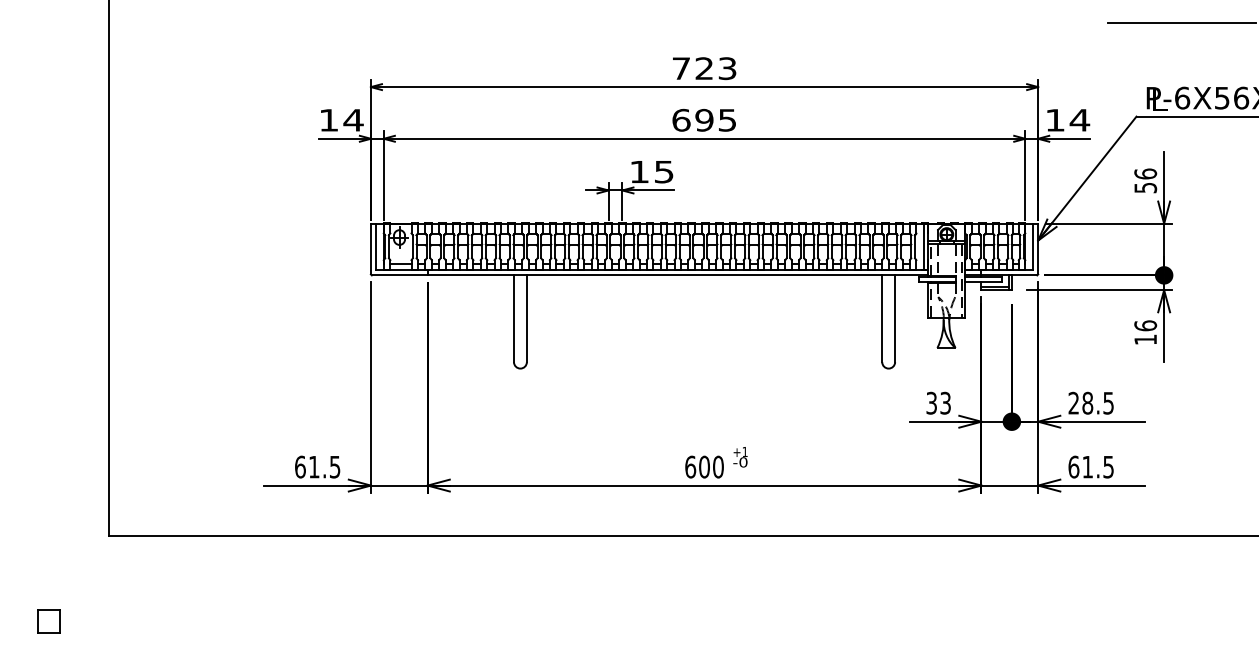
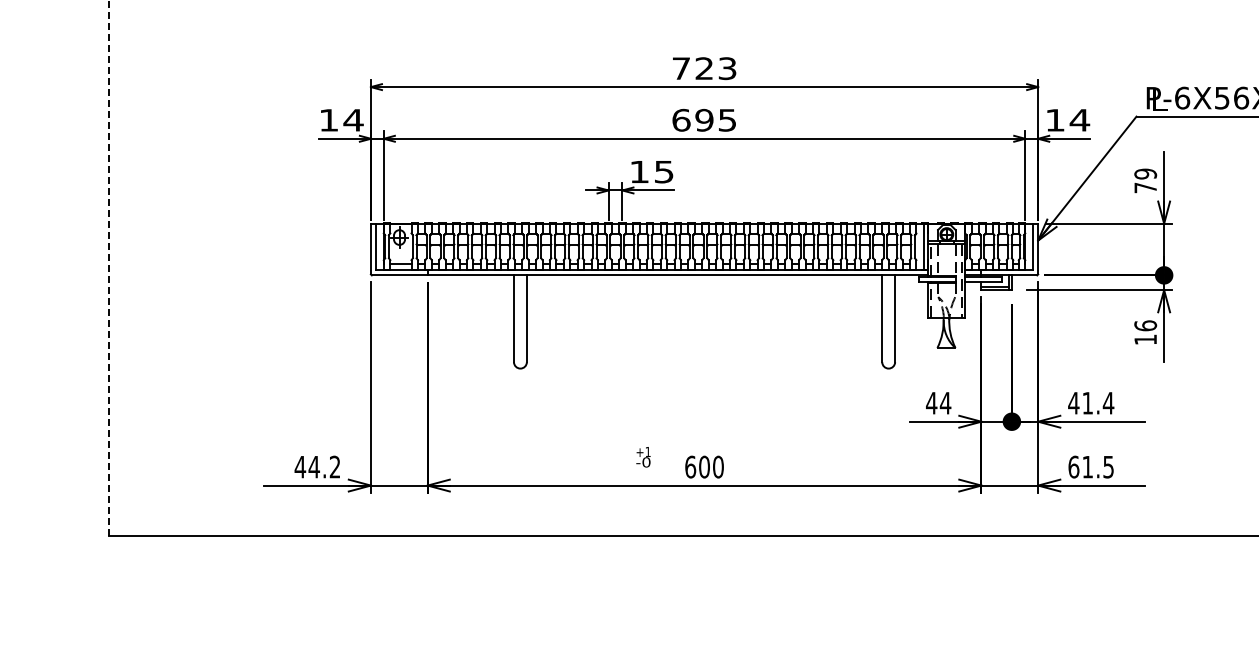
line: present -> none (1181, 22)
text: 56 -> 79 (1145, 180)
line: solid -> dashed (108, 267)
text: 33 -> 44 (938, 402)
text: 28.5 -> 41.4 (1091, 402)
text position: (740, 457) -> (643, 457) (643, 457)
text: 61.5 -> 44.2 (317, 466)
part: present -> none (48, 621)
